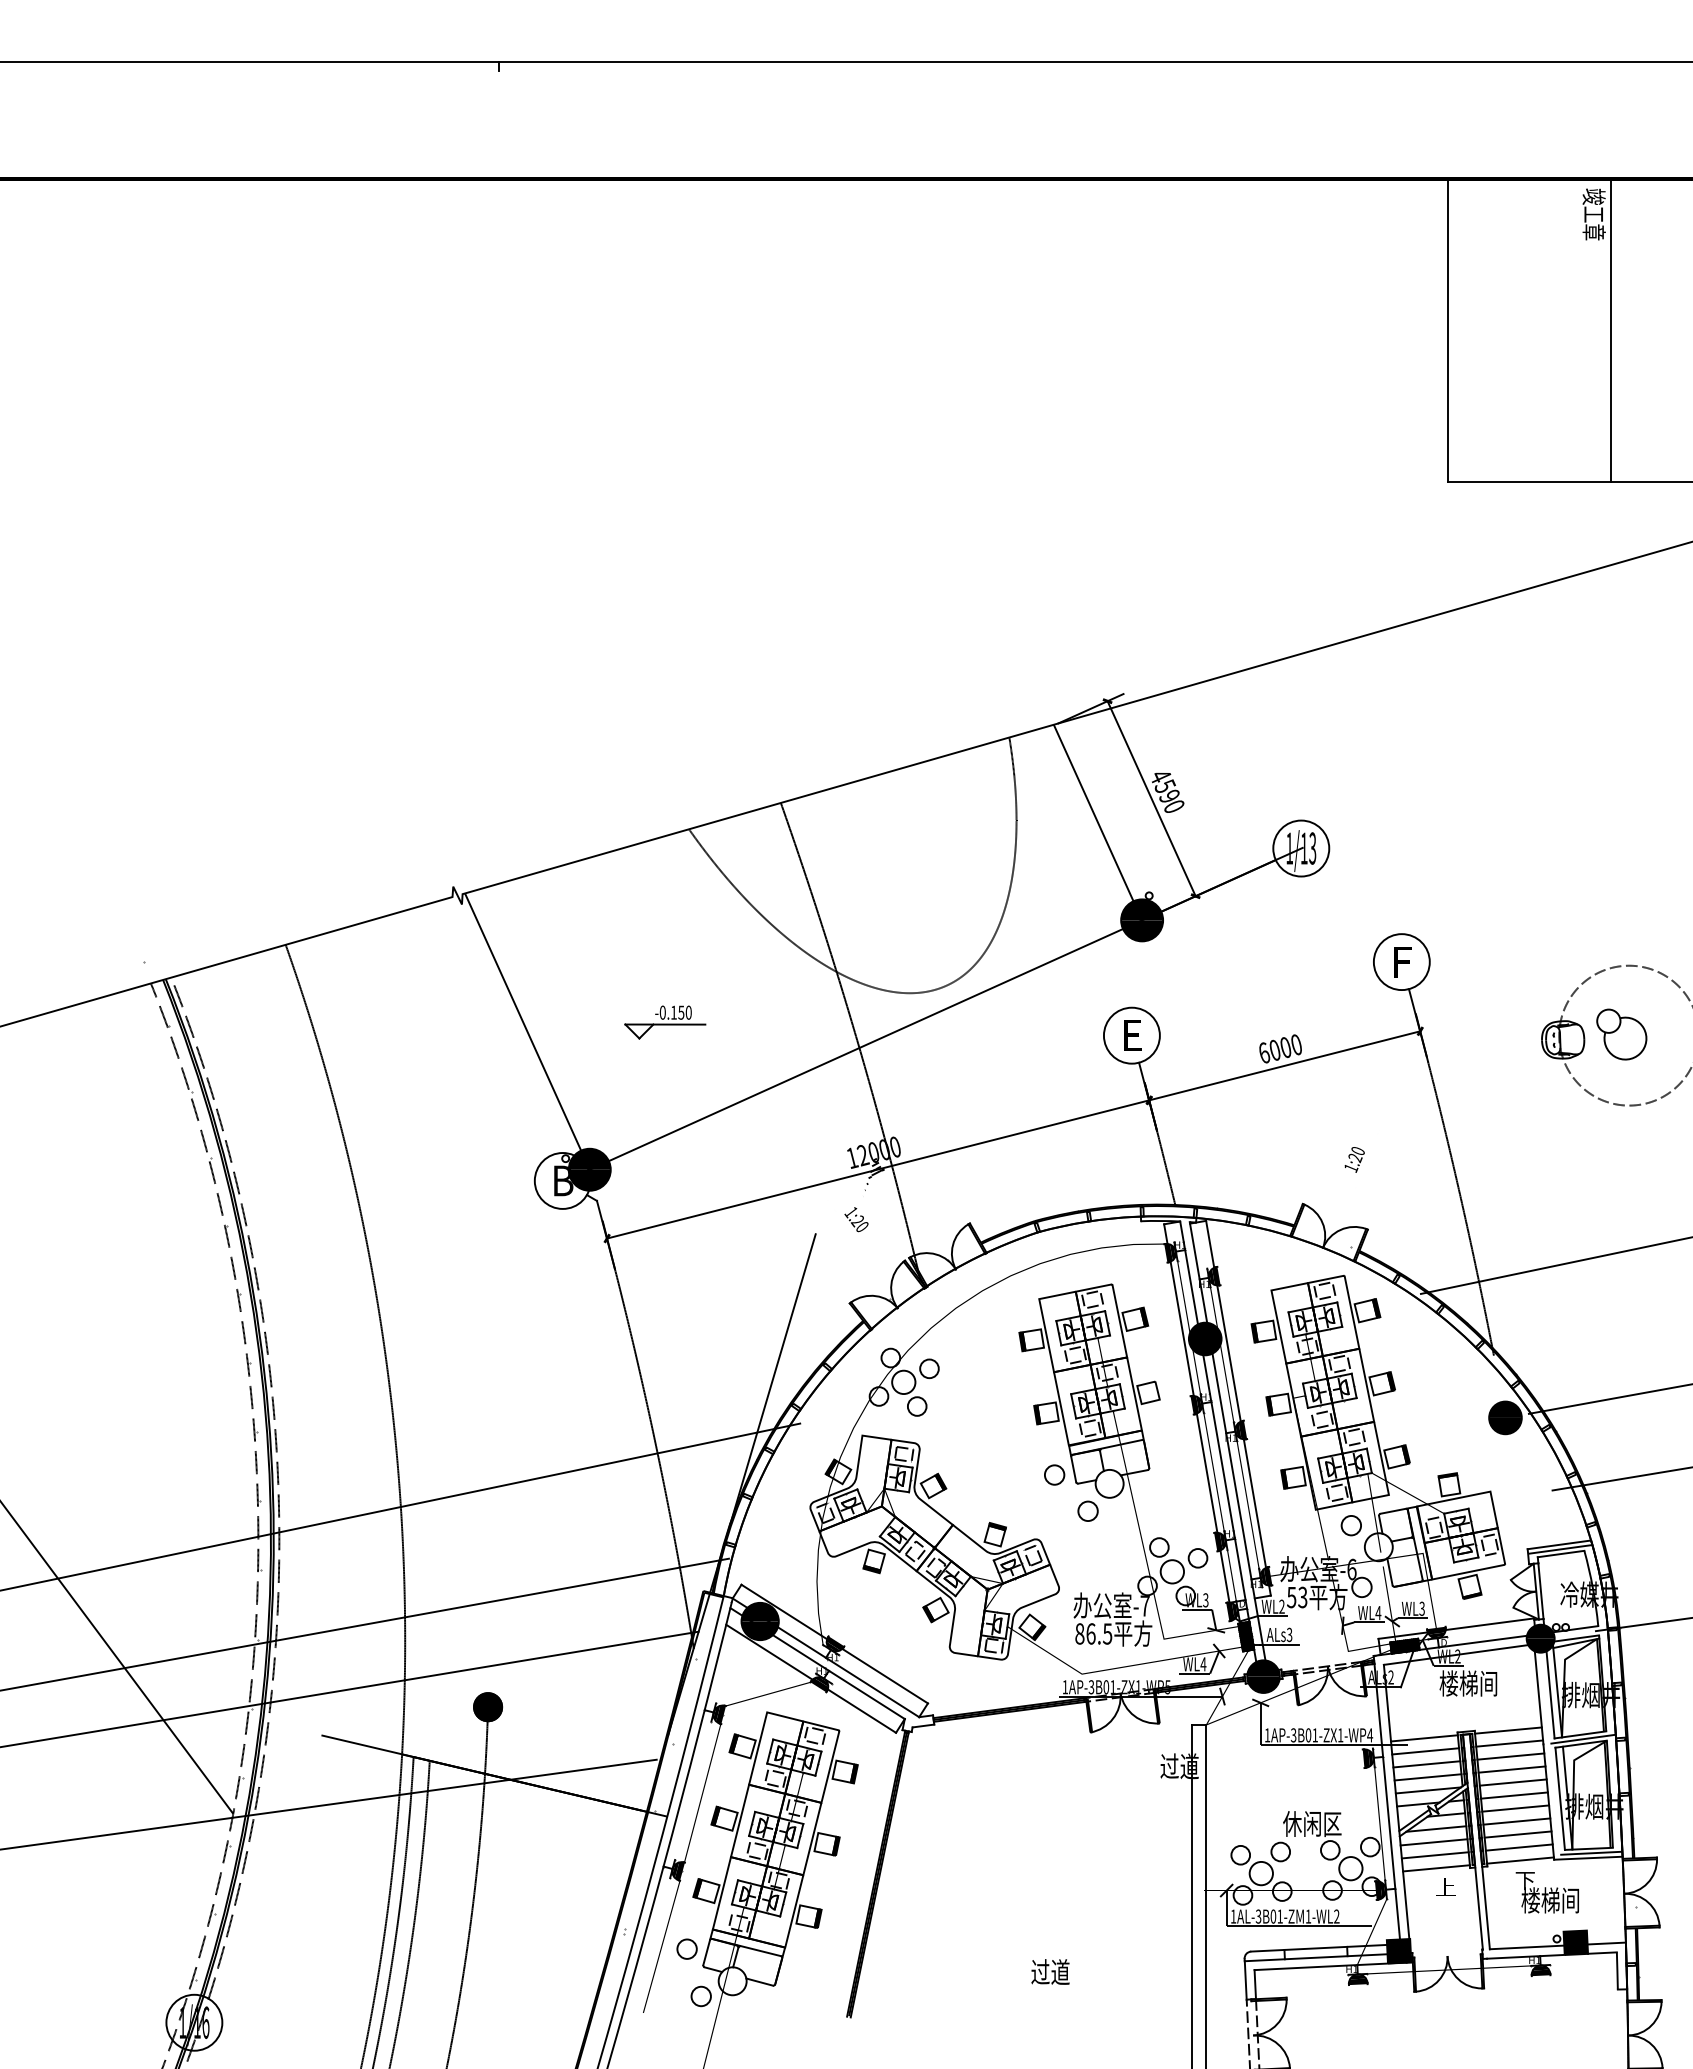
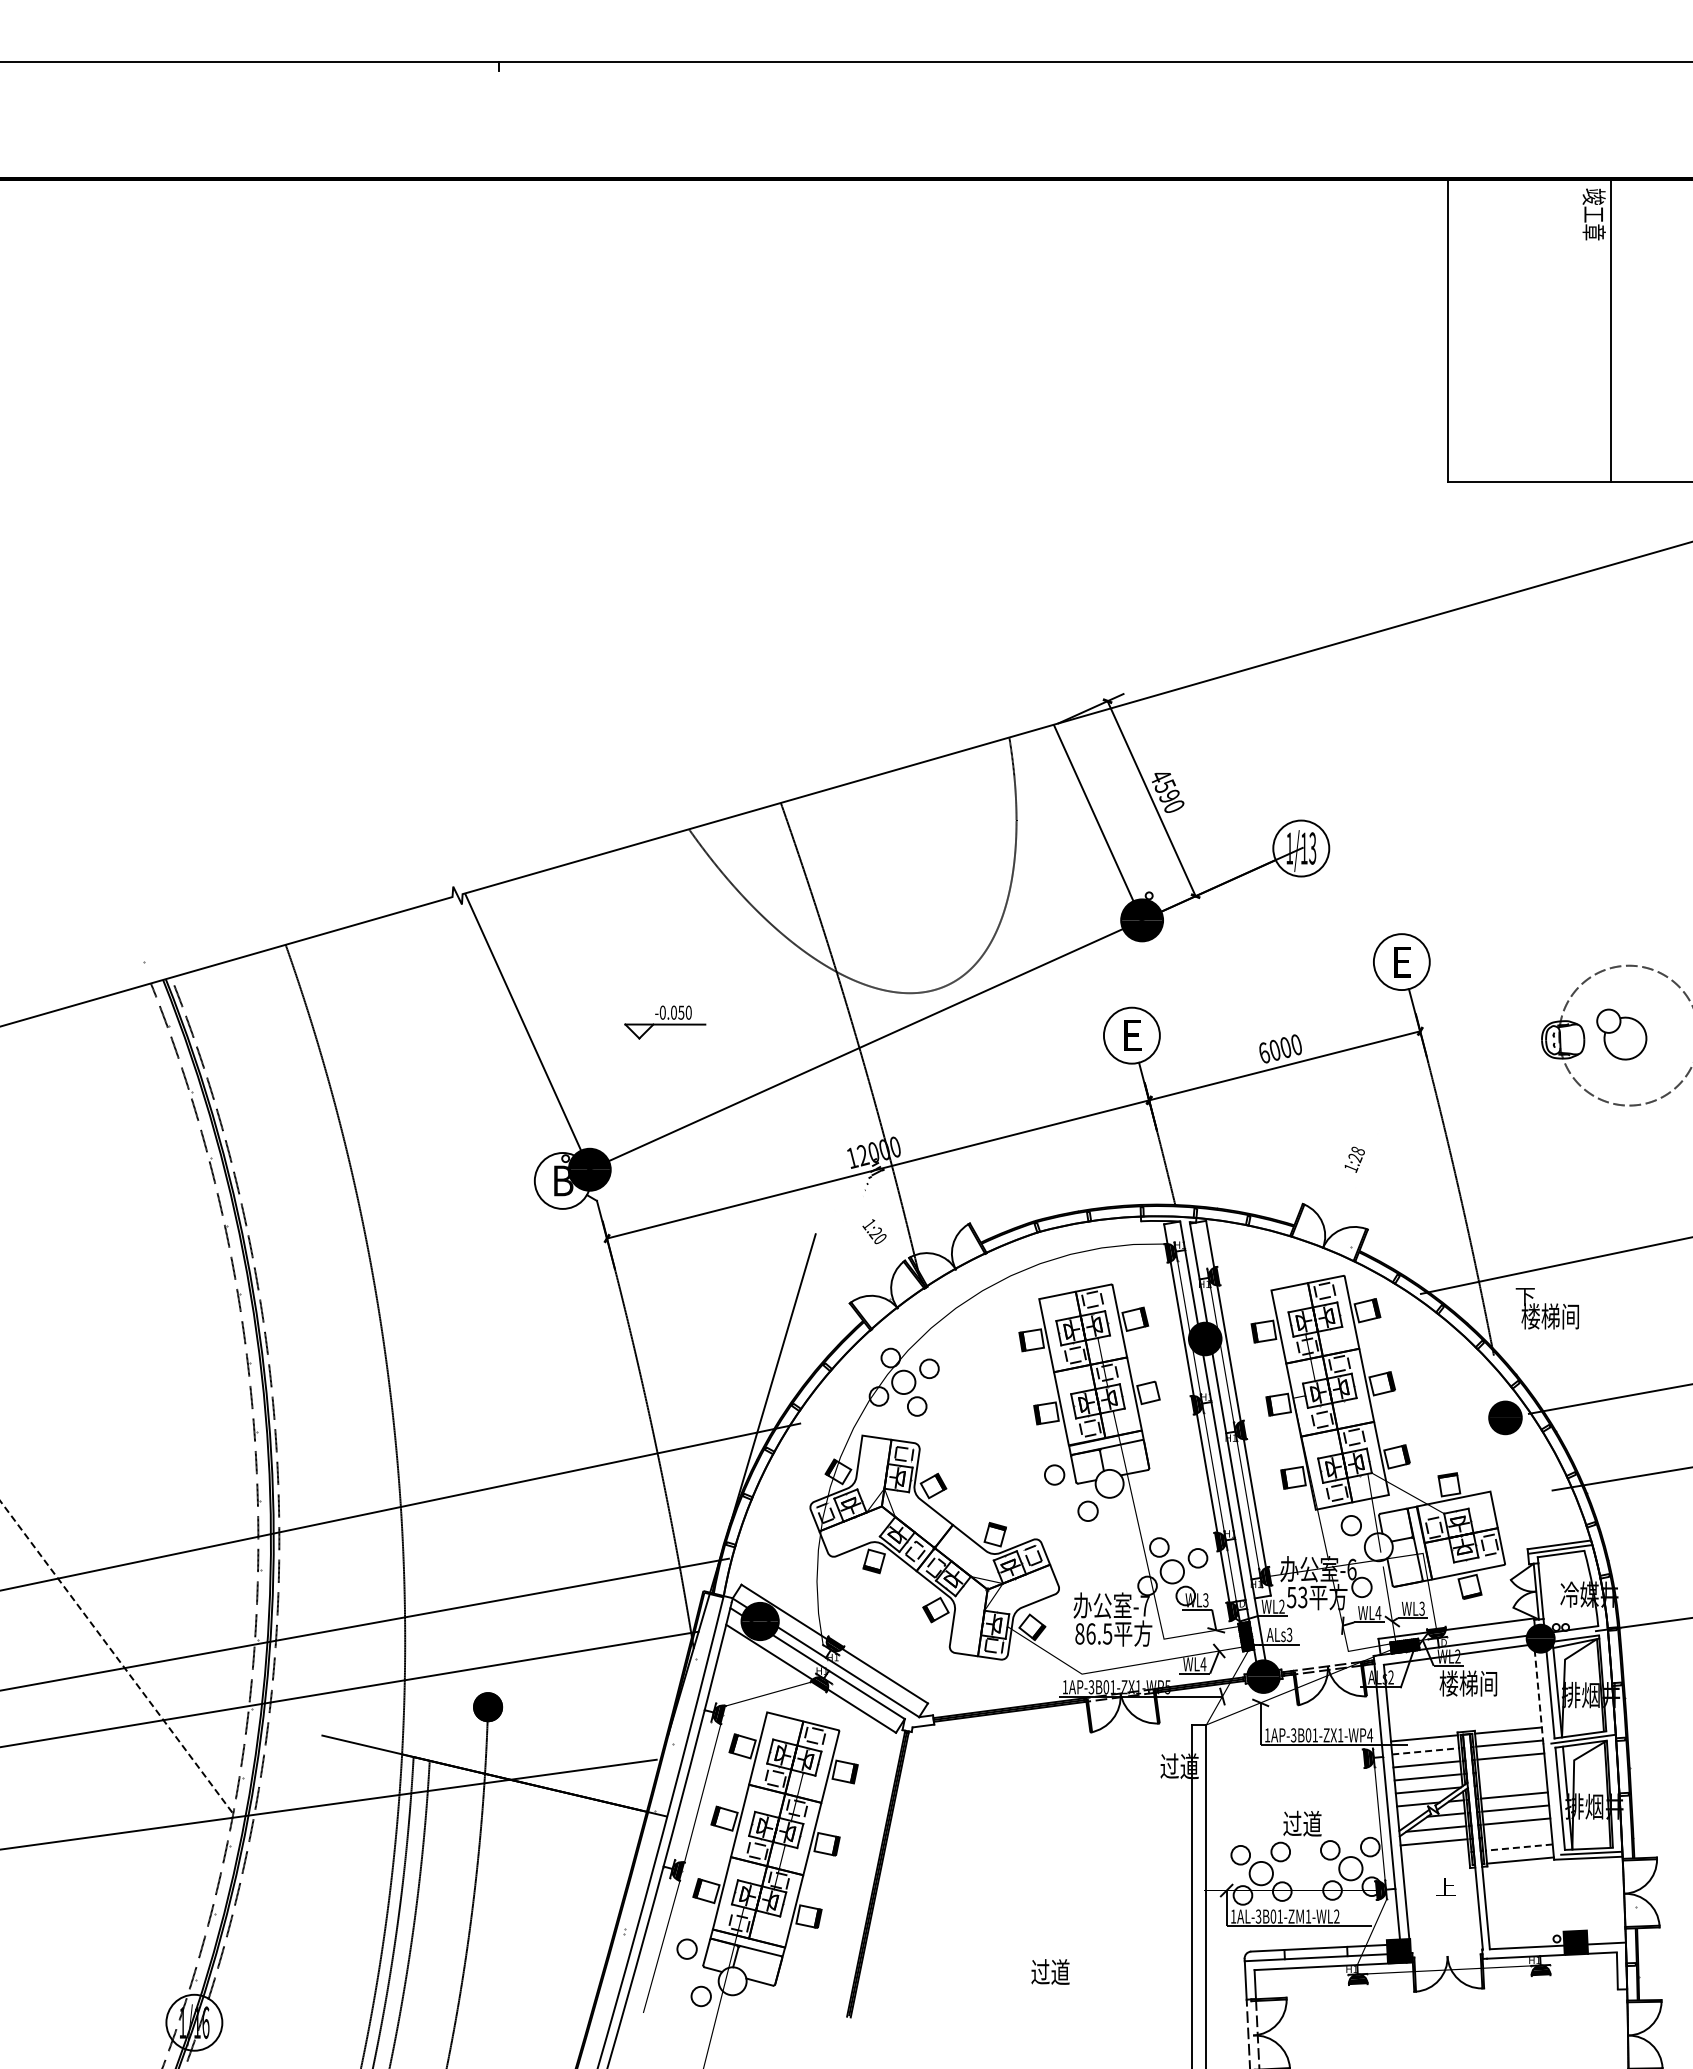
text: F -> E (1404, 962)
text: -0.150 -> -0.050 (673, 1012)
text: 1:20 -> 1:28 (1358, 1150)
text position: (856, 1219) -> (874, 1231) (874, 1231)
line: solid -> dashed (116, 1657)
line: solid -> dashed (1539, 1697)
line: solid -> dashed (1425, 1751)
line: present -> none (1511, 1769)
line: present -> none (1512, 1782)
text: 休闲区 -> 过道 (1312, 1823)
line: present -> none (1517, 1834)
line: solid -> dashed (1519, 1847)
line: present -> none (1434, 1855)
line: present -> none (1436, 1868)
text position: (1546, 1892) -> (1546, 1308) (1546, 1308)
